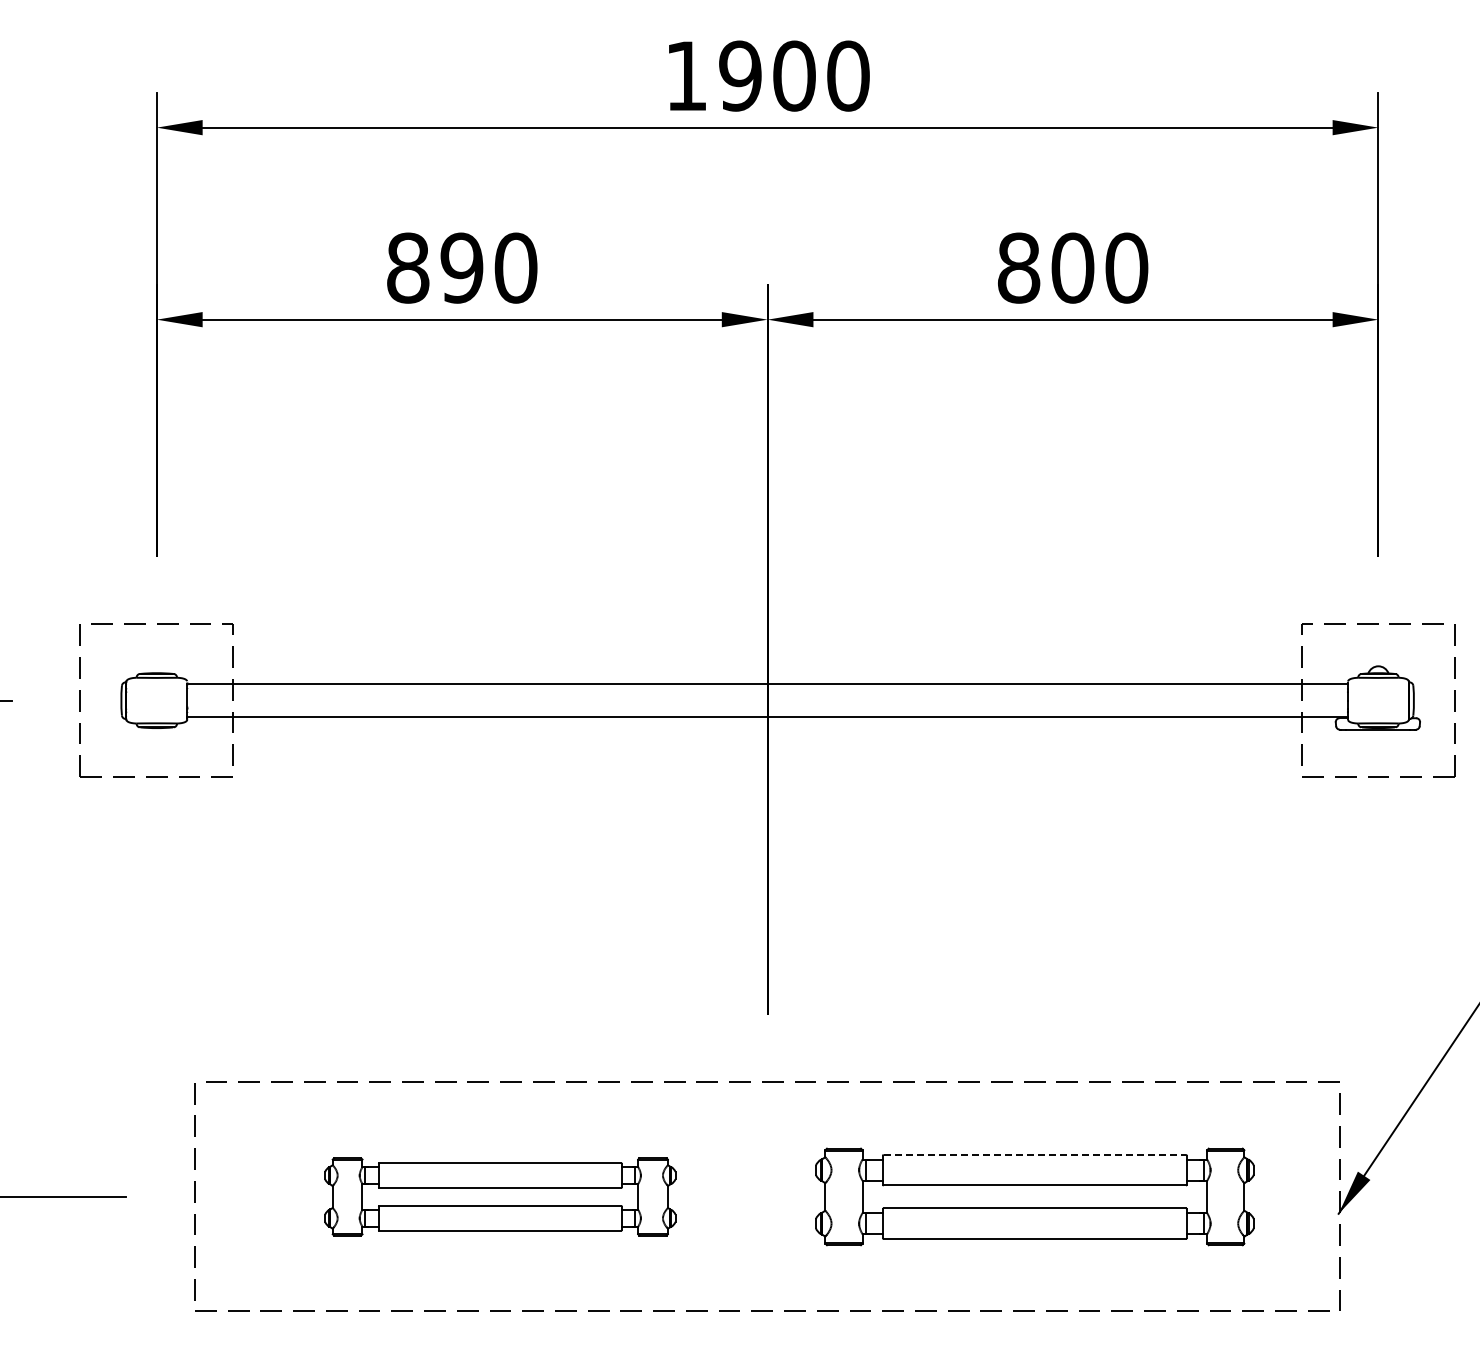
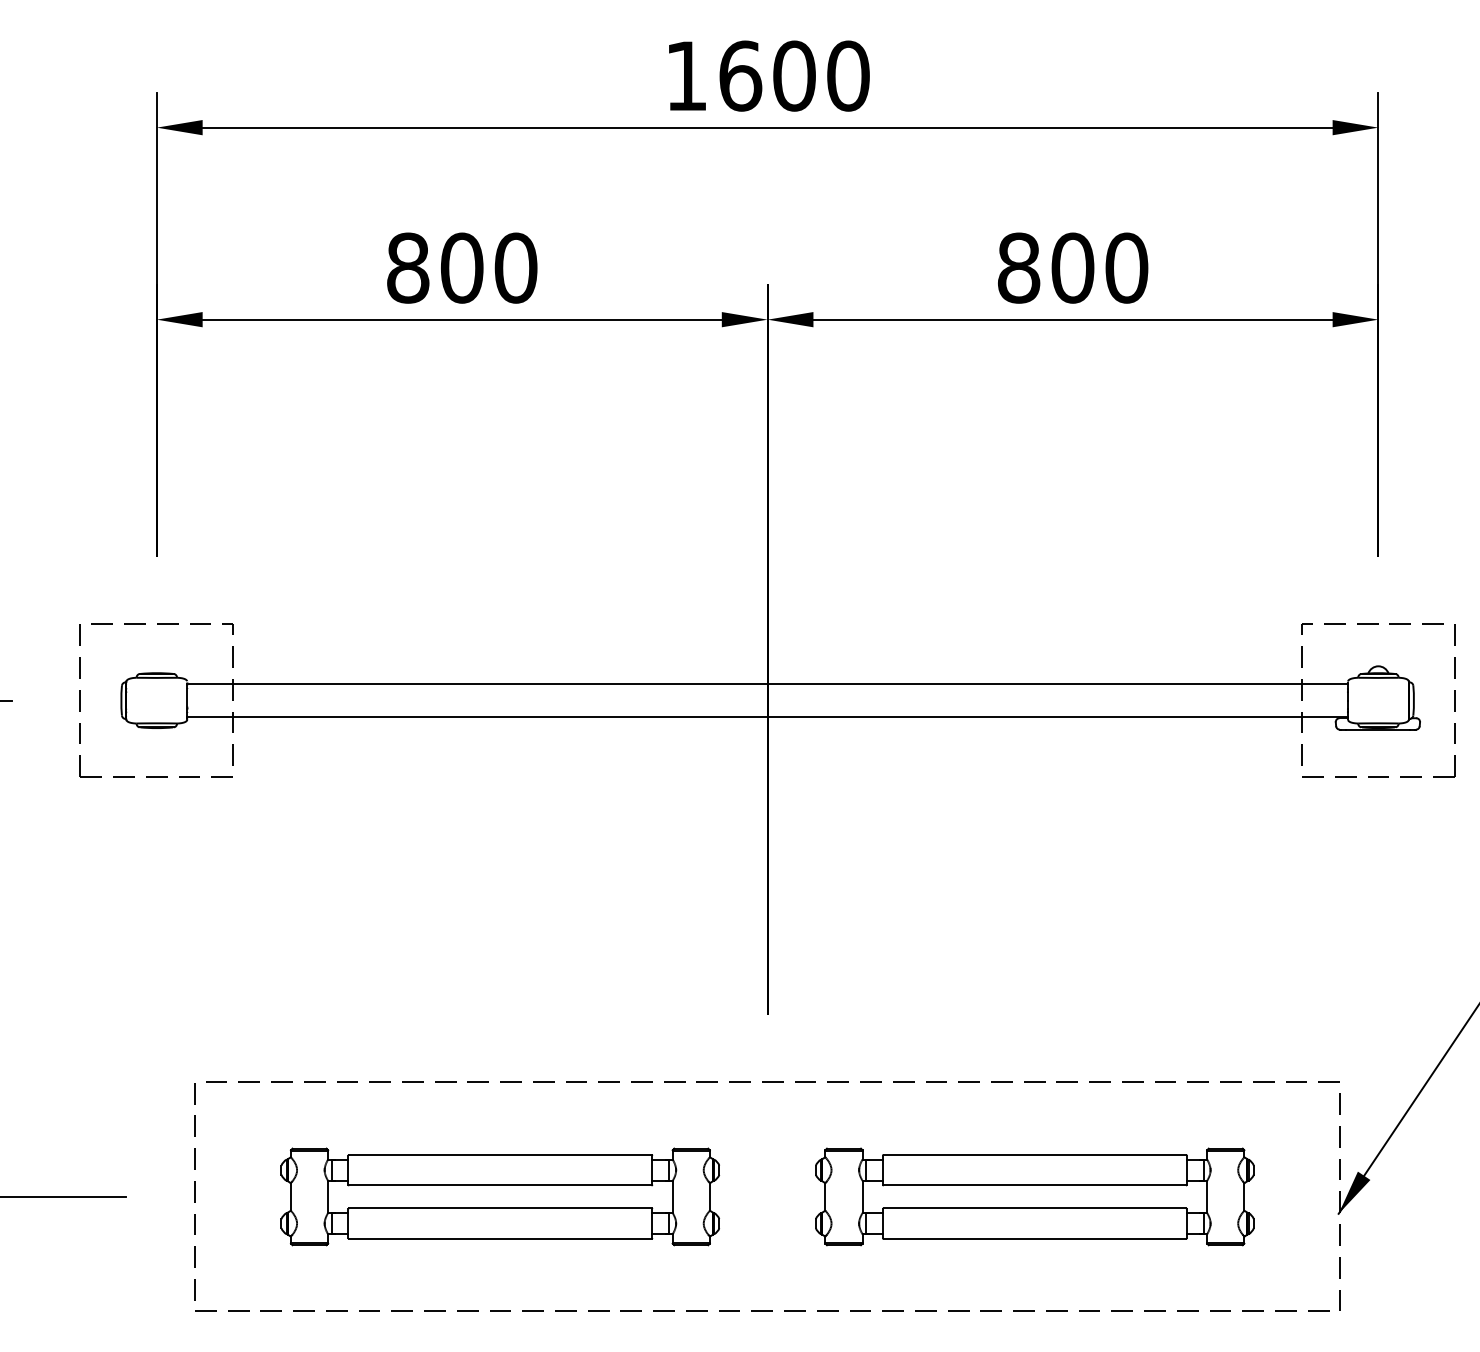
text: 1900 -> 1600 (740, 75)
text: 890 -> 800 (461, 267)
line: dashed -> solid (1035, 1154)
part size: 353x80 px -> 440x100 px (499, 1196)
